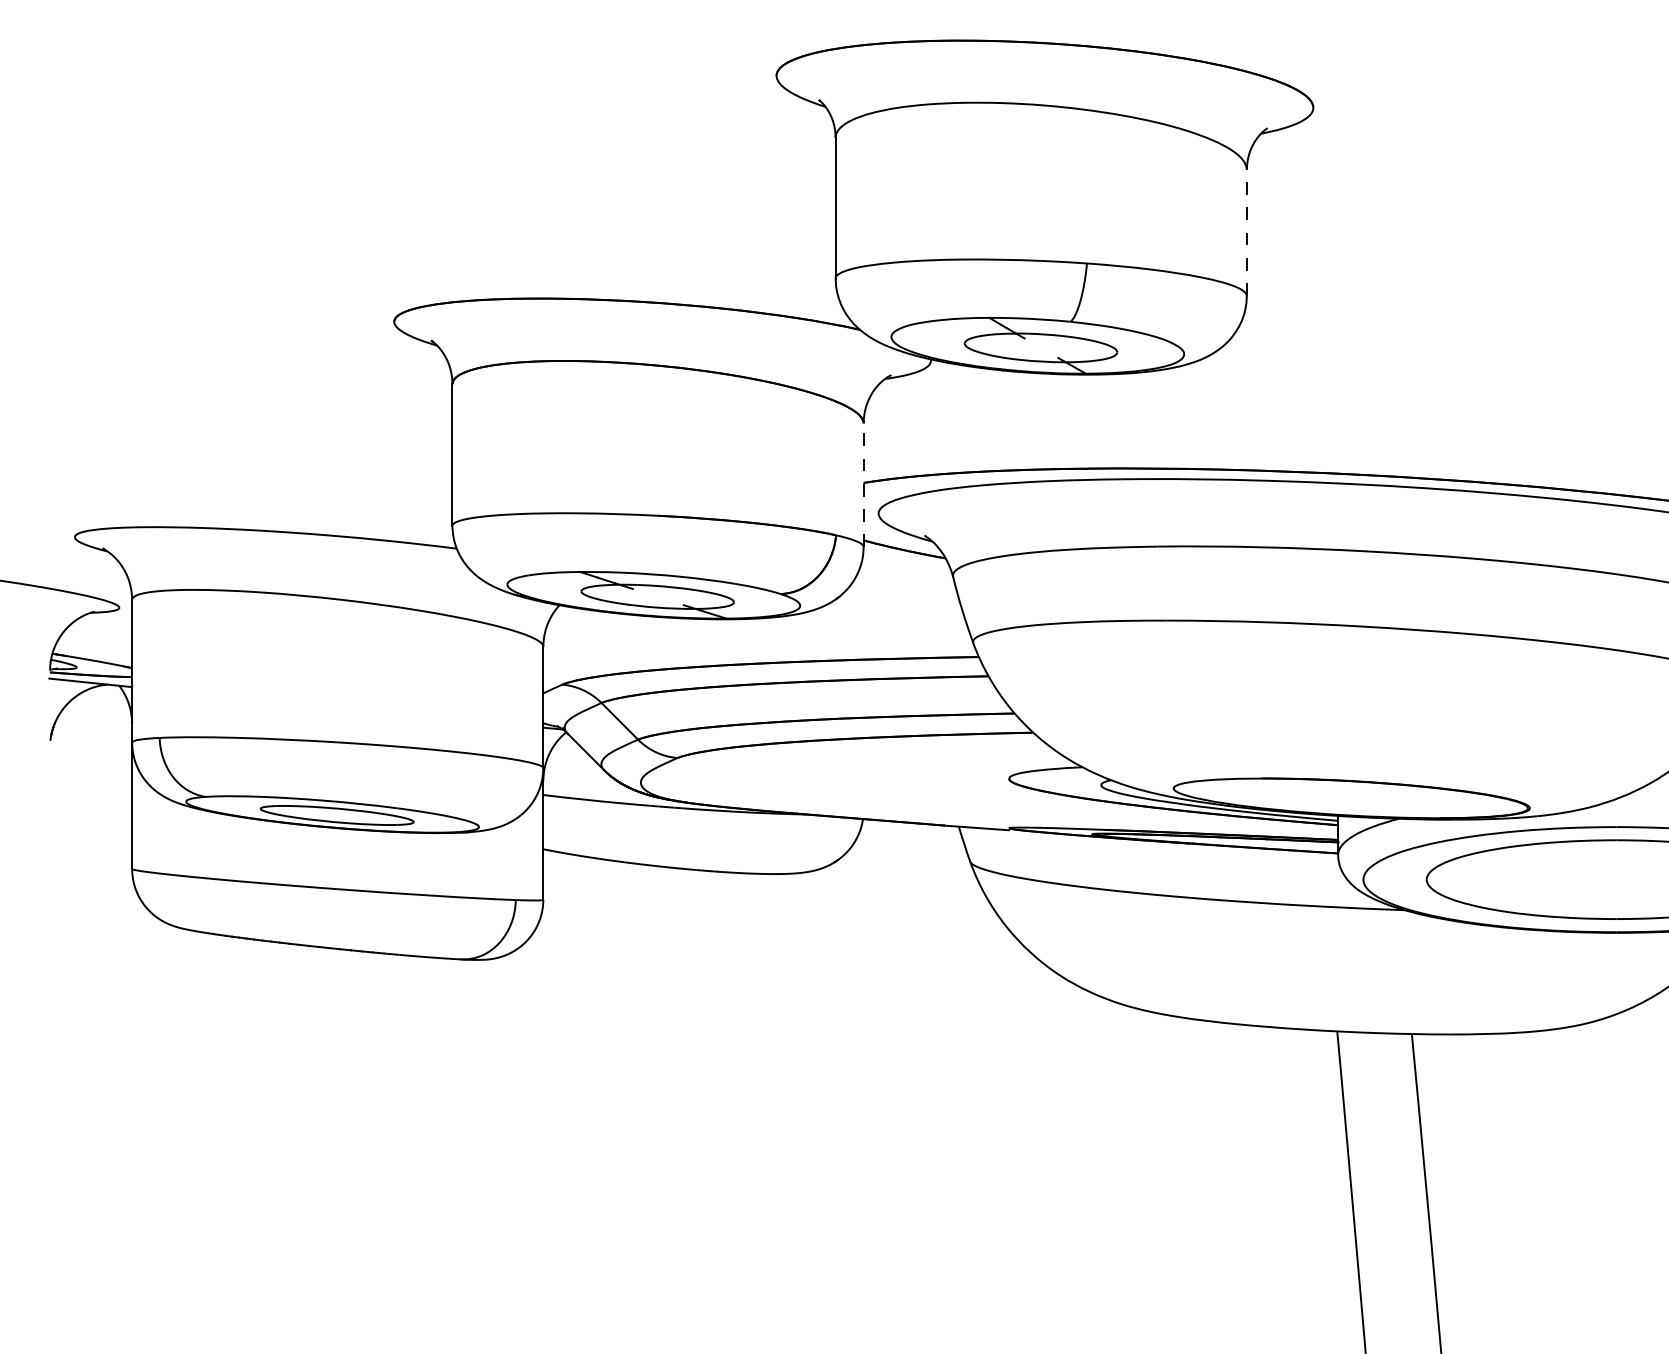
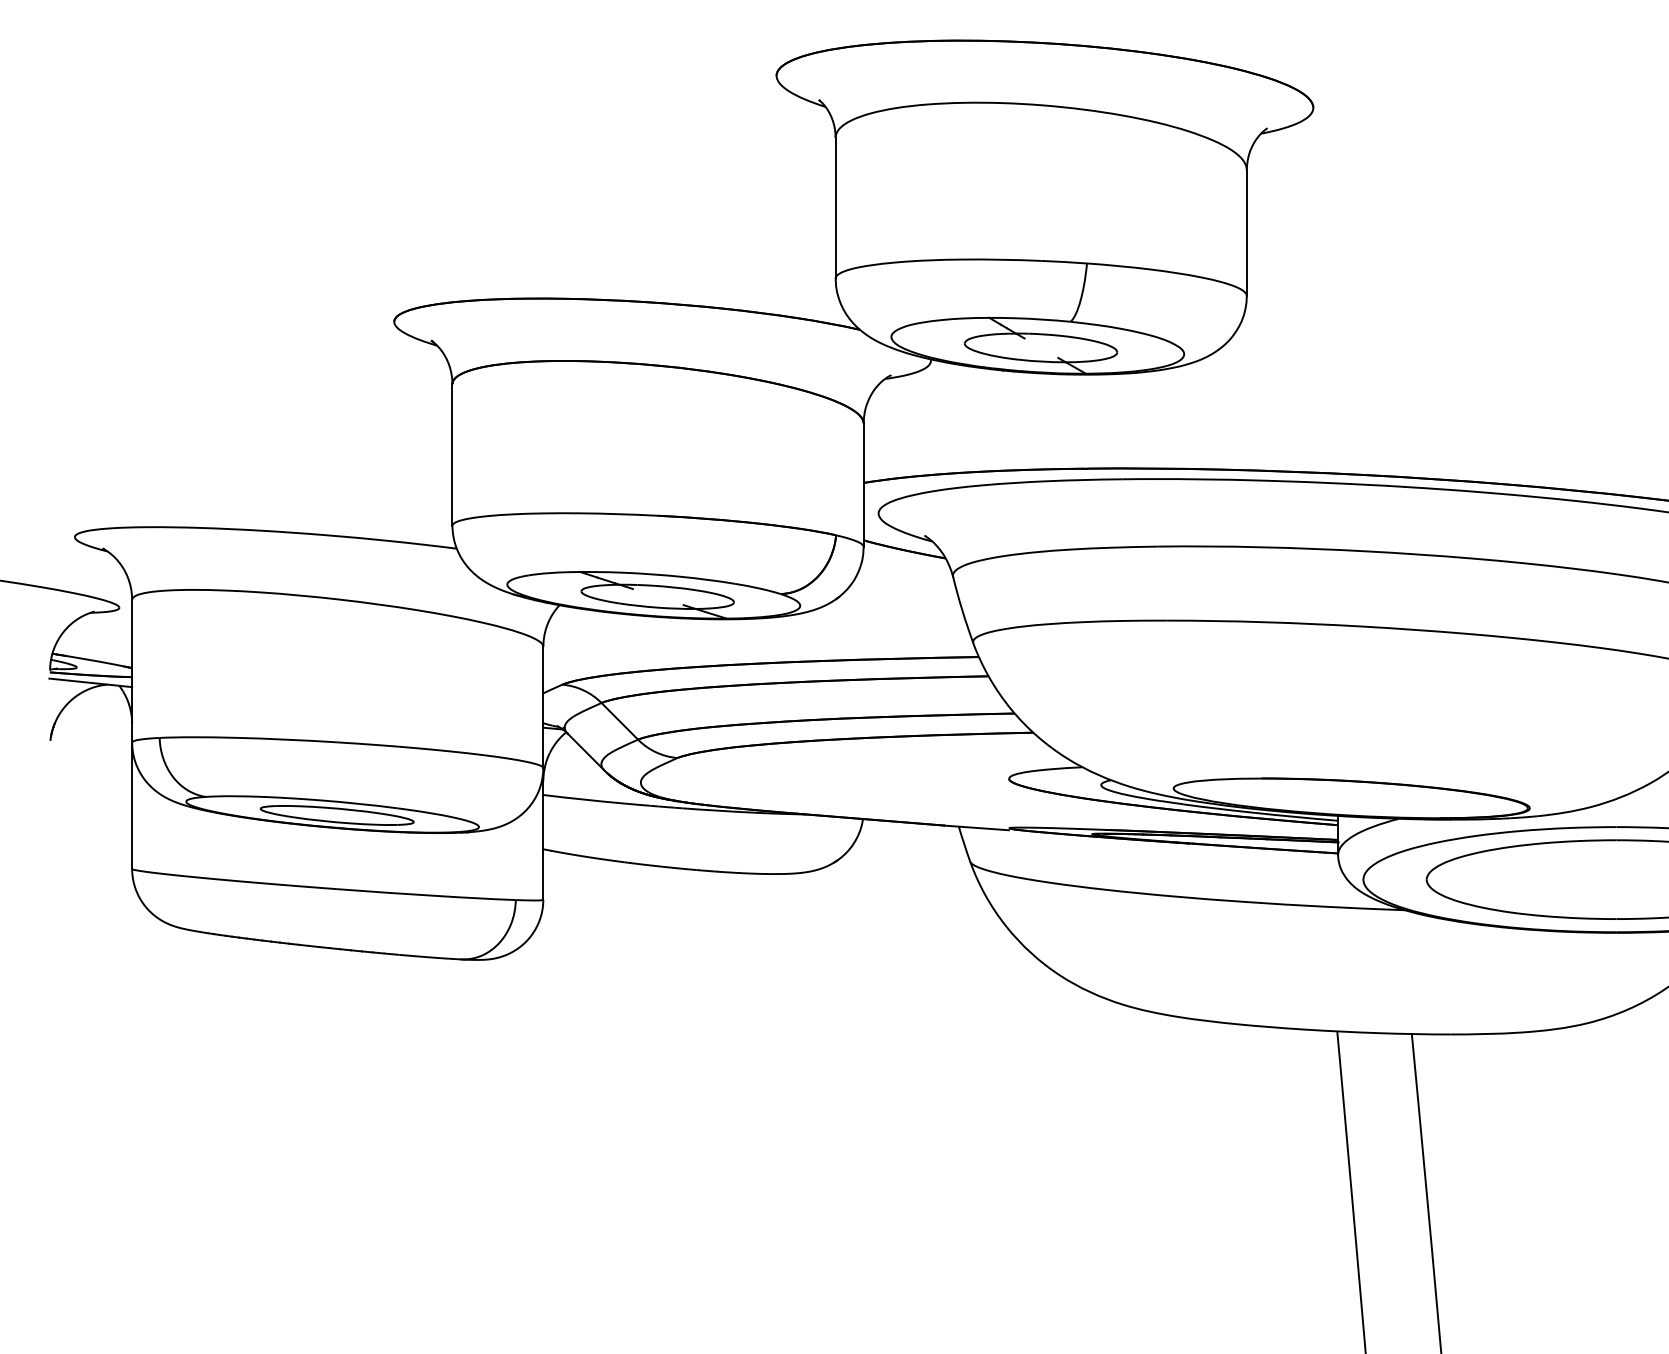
line: dashed -> solid (1246, 232)
line: dashed -> solid (863, 485)
